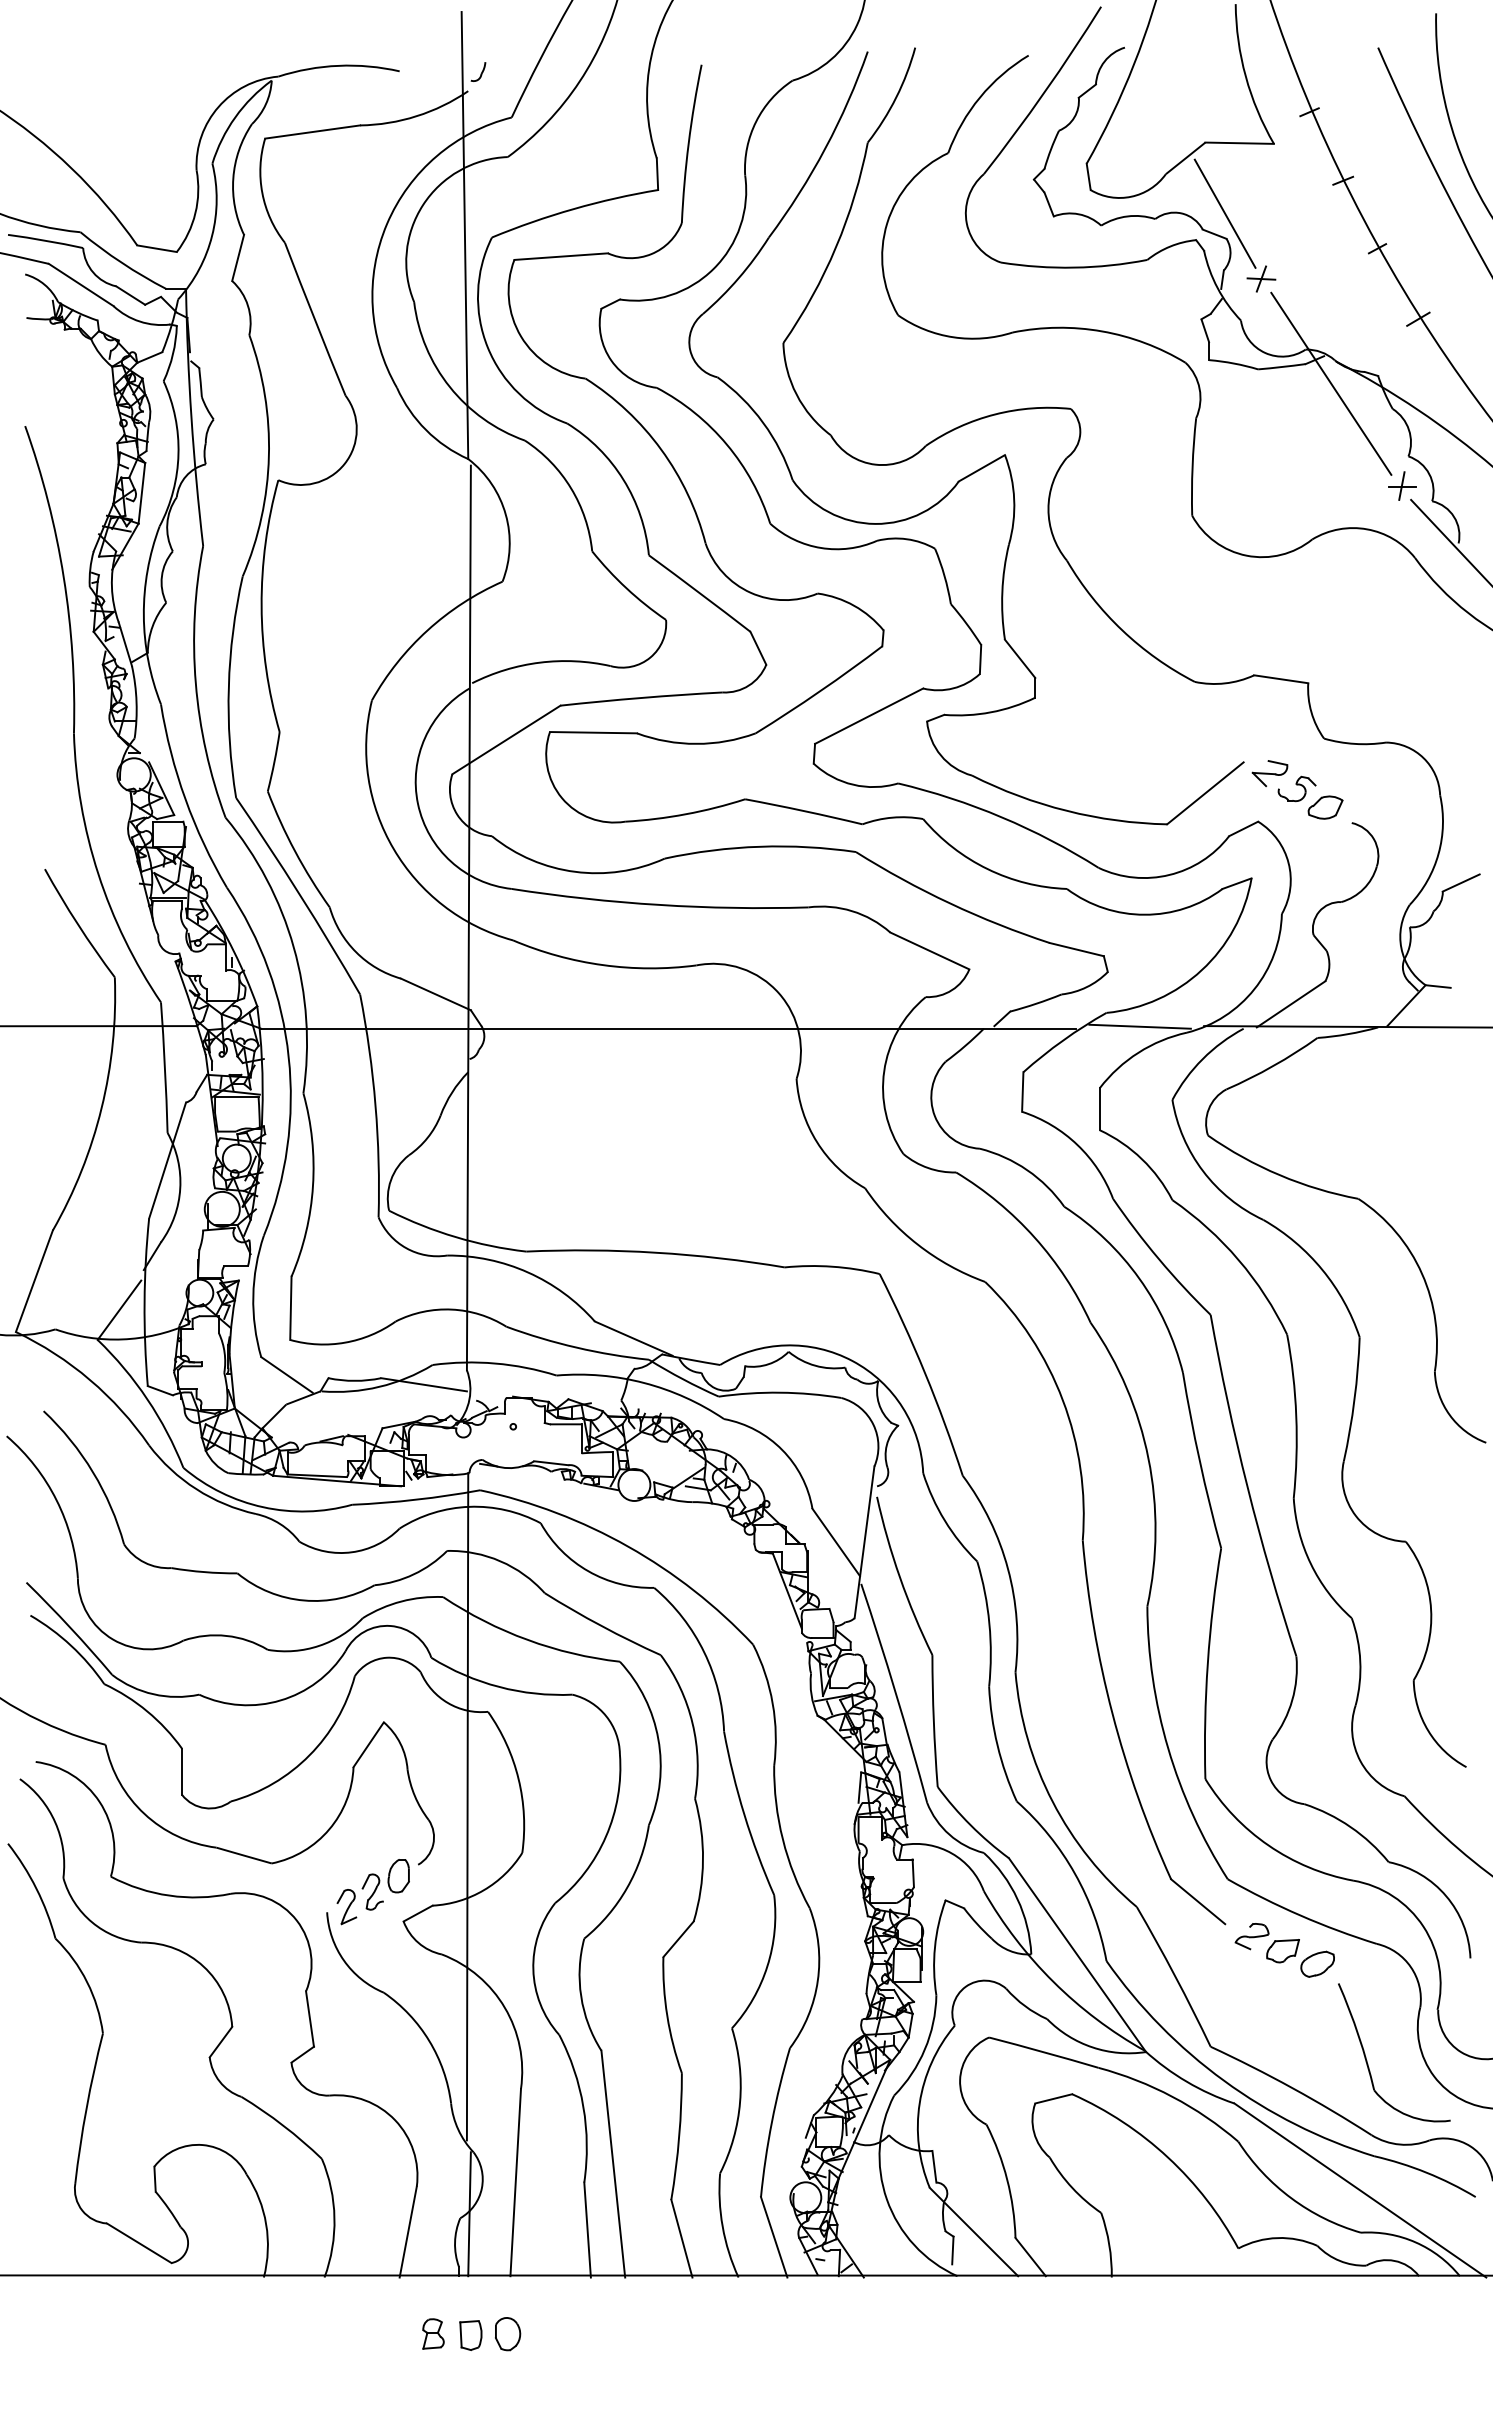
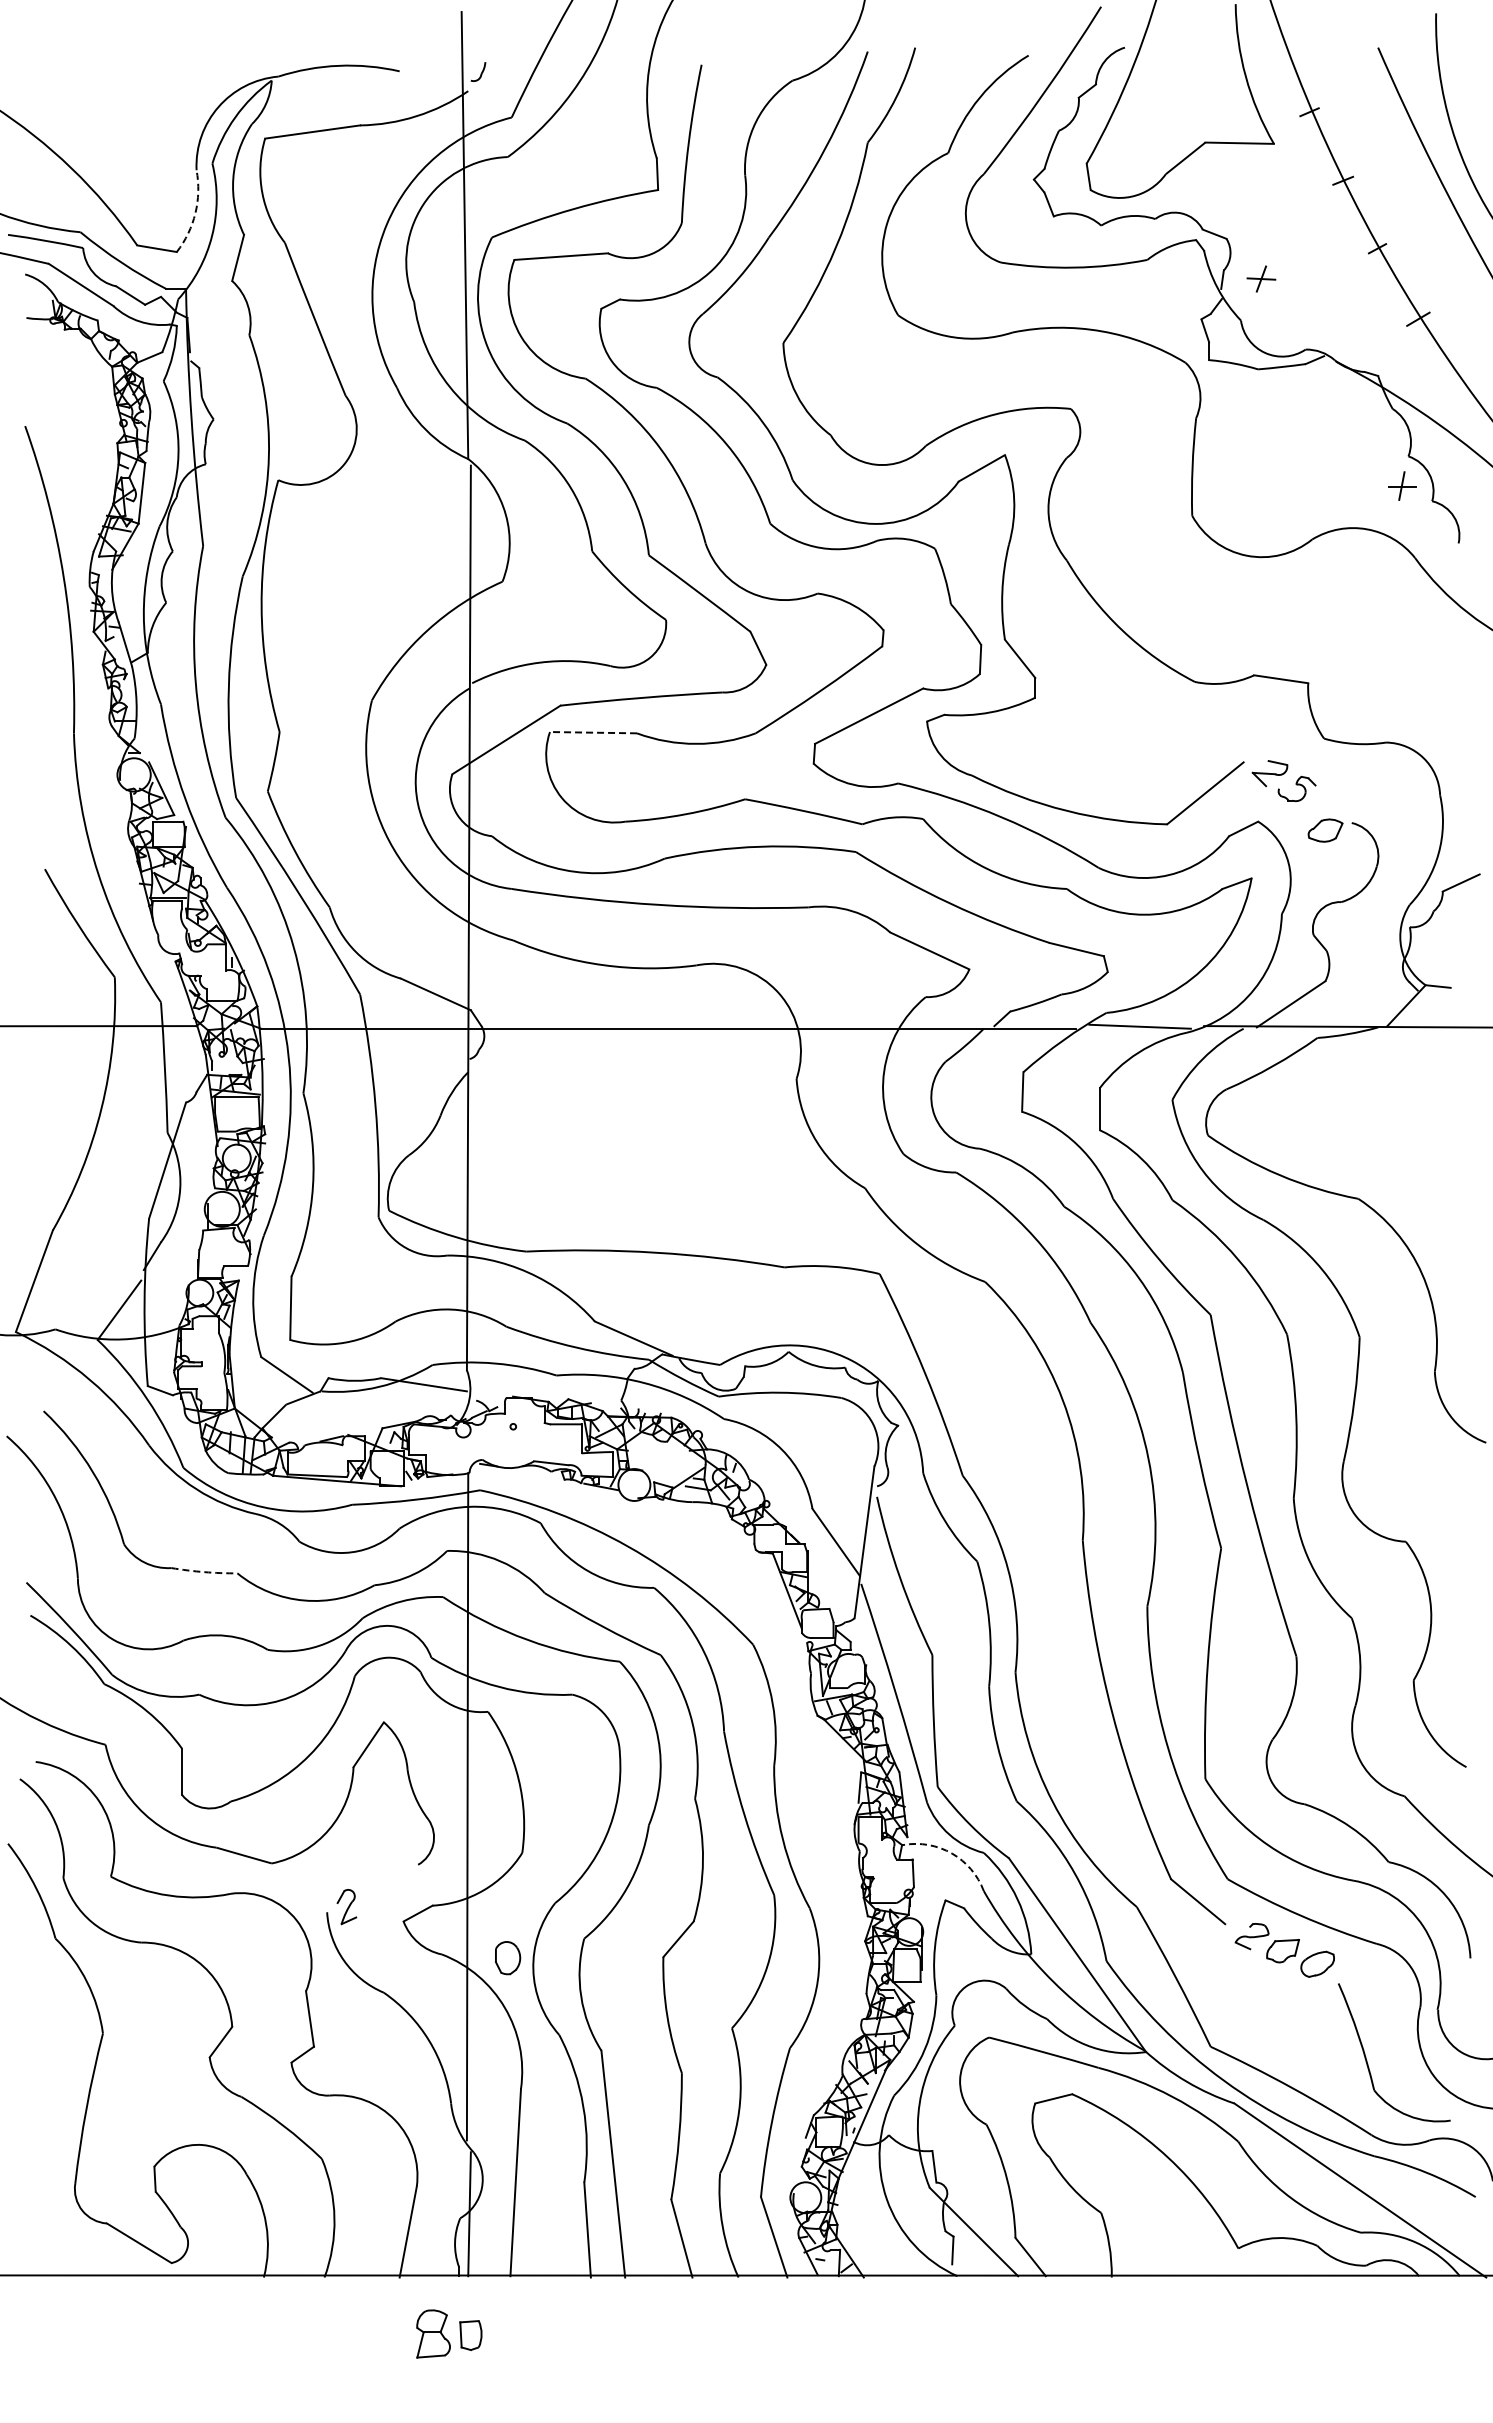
arc: solid -> dashed (195, 213)
line: present -> none (1224, 213)
line: present -> none (1331, 383)
line: present -> none (1450, 541)
line: solid -> dashed (593, 732)
part position: (1325, 807) -> (1325, 830) (1325, 830)
arc: solid -> dashed (204, 1572)
arc: solid -> dashed (951, 1853)
part: present -> none (385, 1884)
part size: 23x32 px -> 35x50 px (433, 2333)
part position: (508, 2334) -> (508, 1958) (508, 1958)
